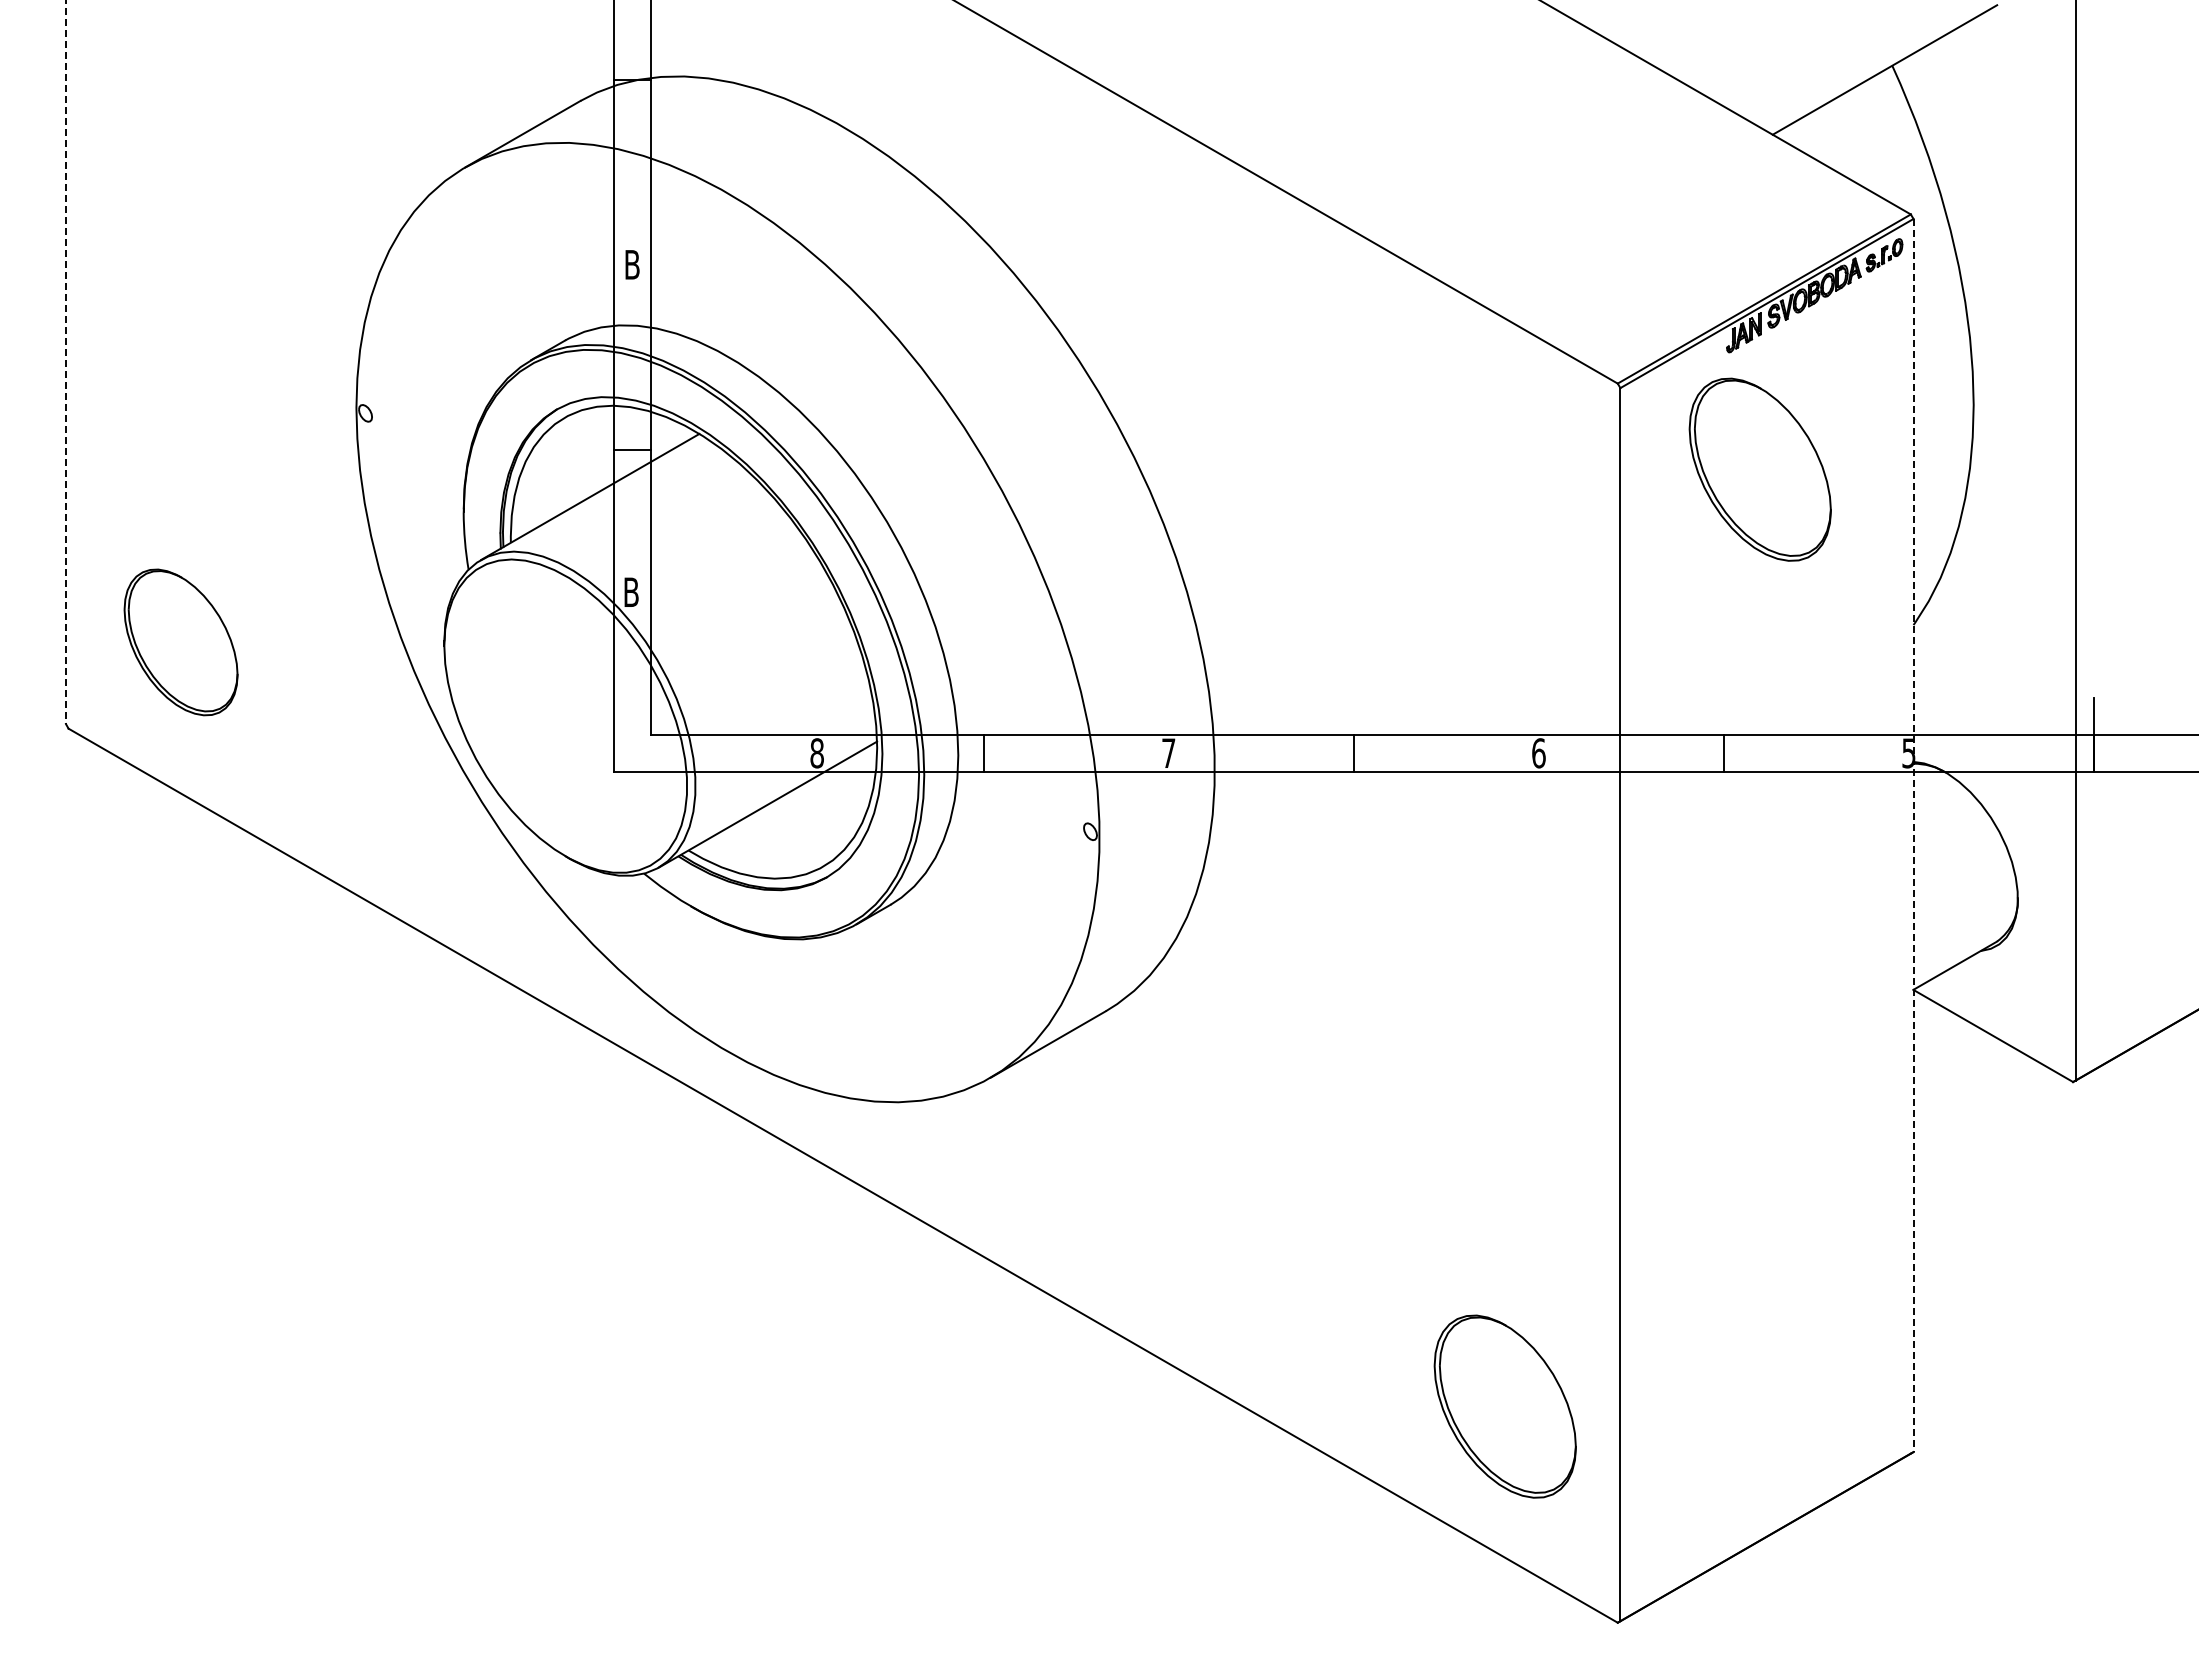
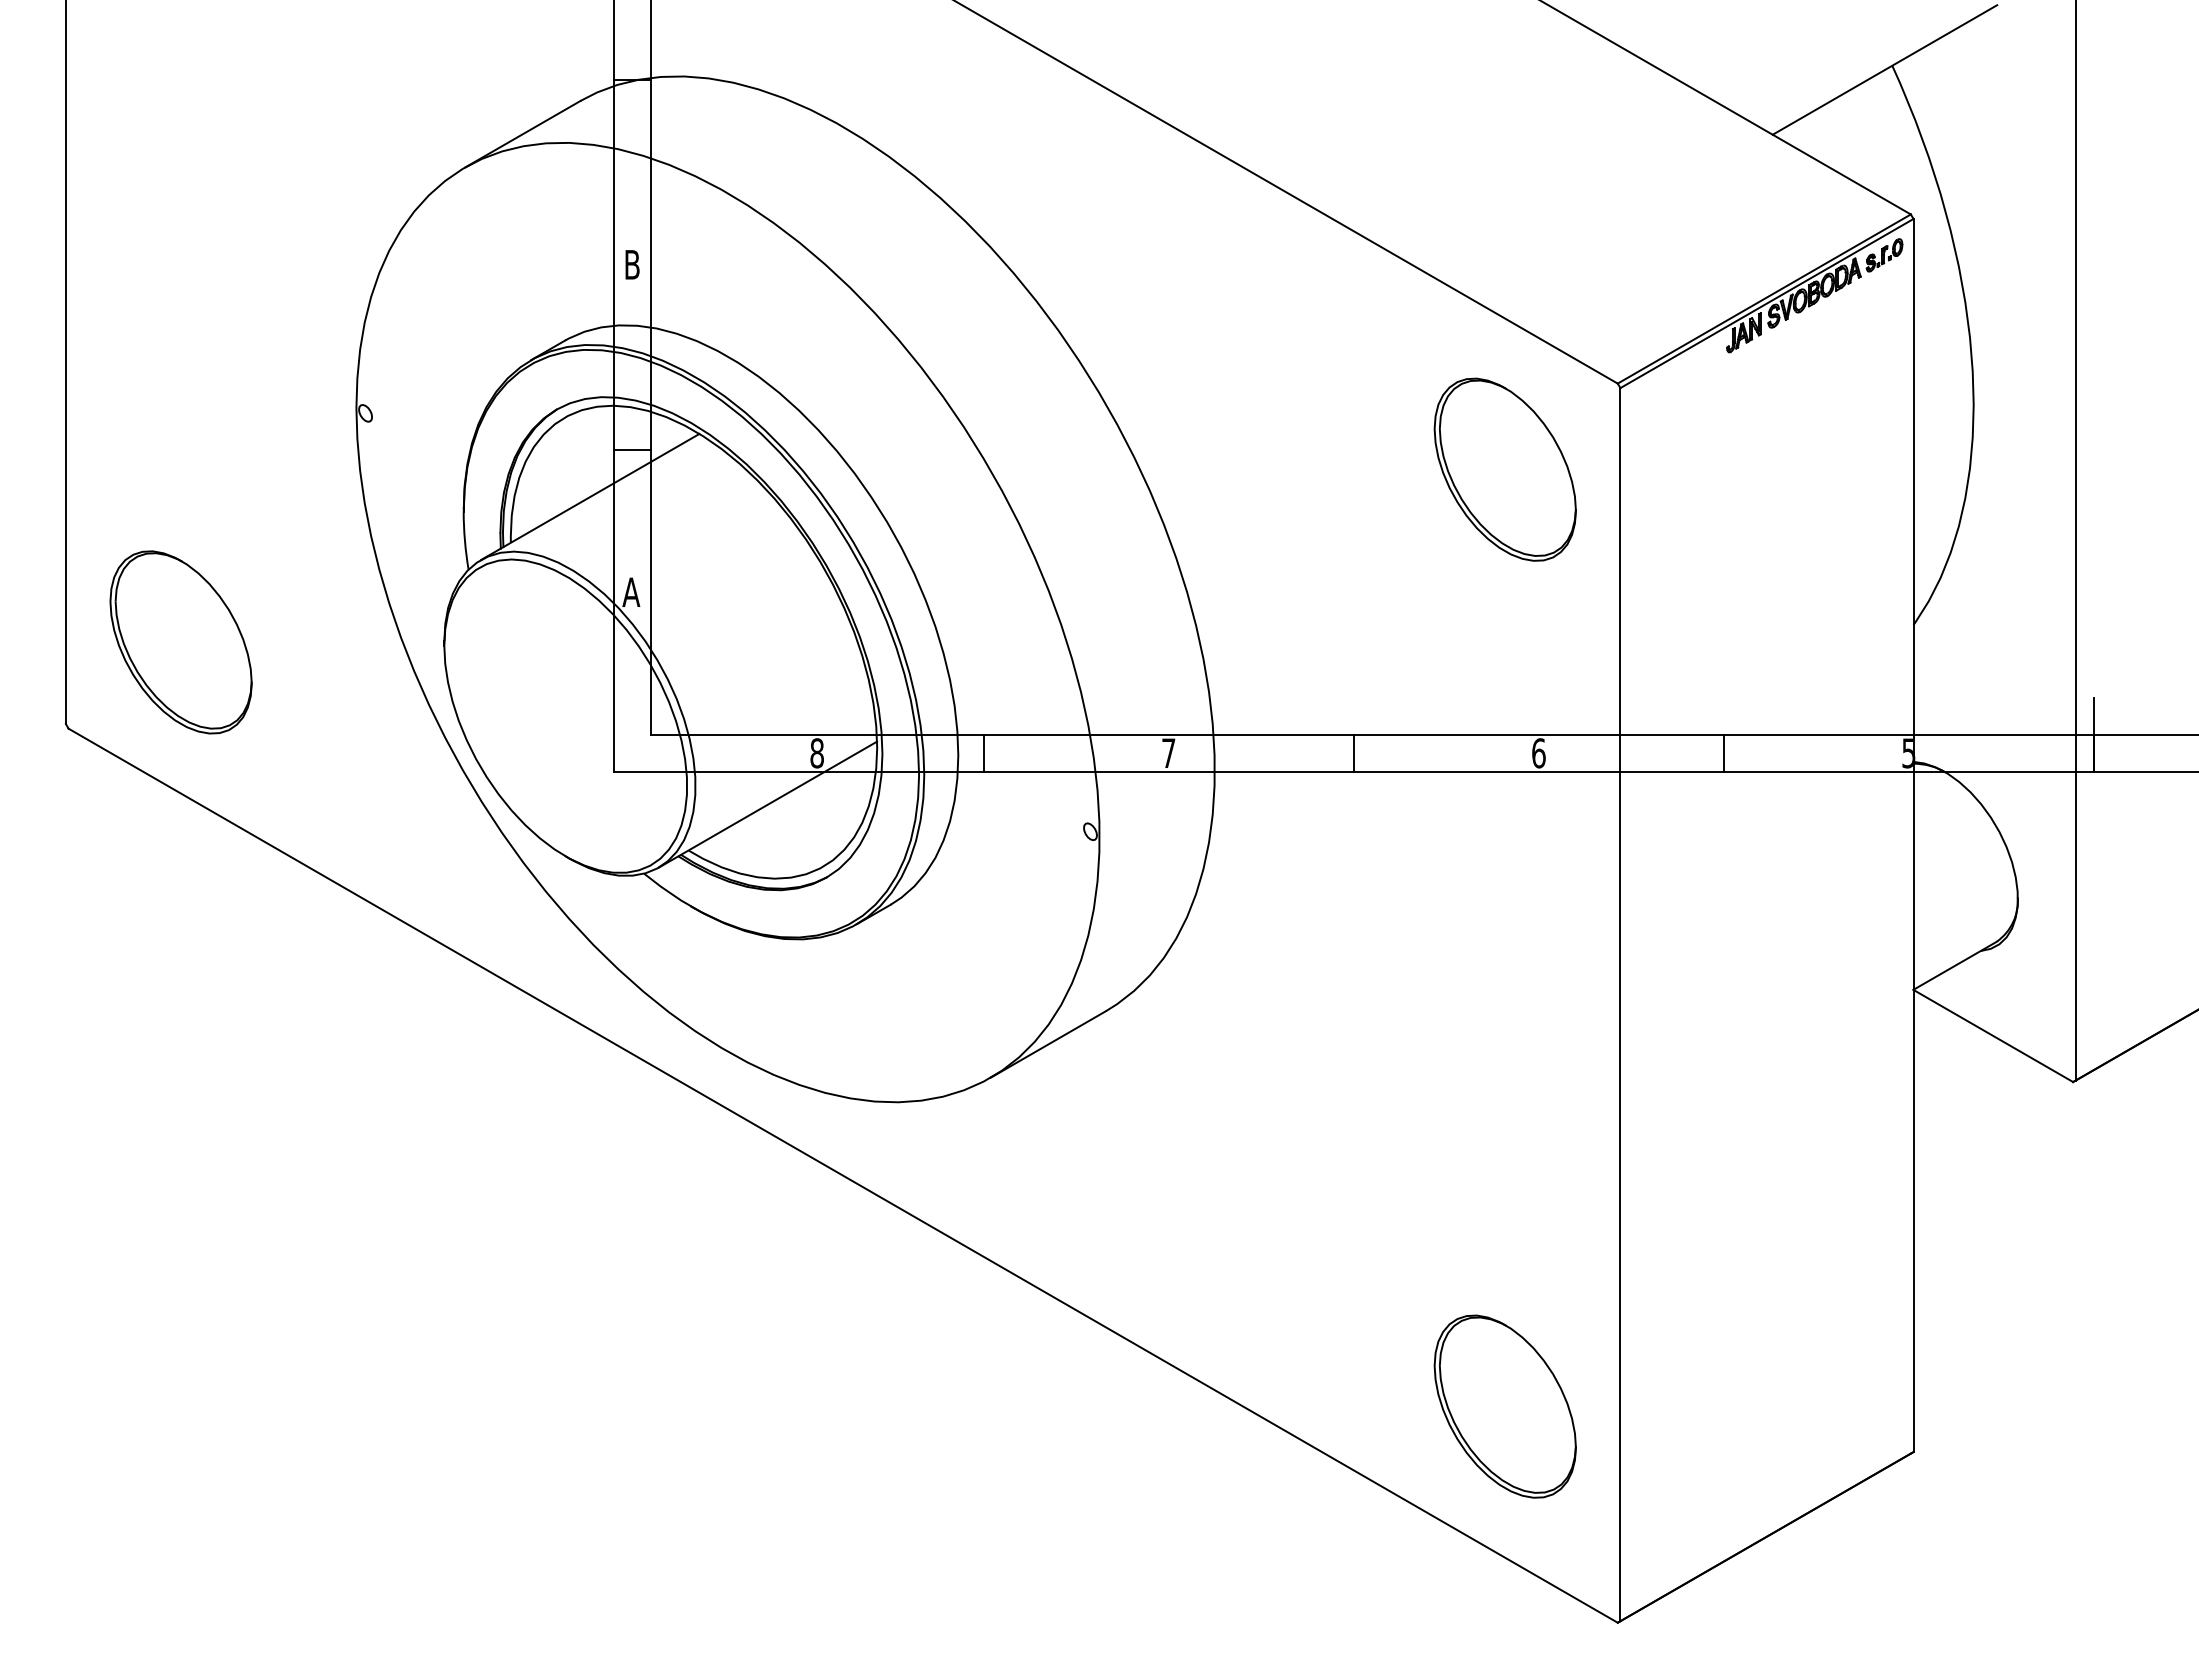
line: dashed -> solid (65, 362)
part position: (1759, 469) -> (1504, 469) (1504, 469)
text: B -> A (631, 591)
part size: 116x149 px -> 144x185 px (180, 642)
line: dashed -> solid (1913, 835)
